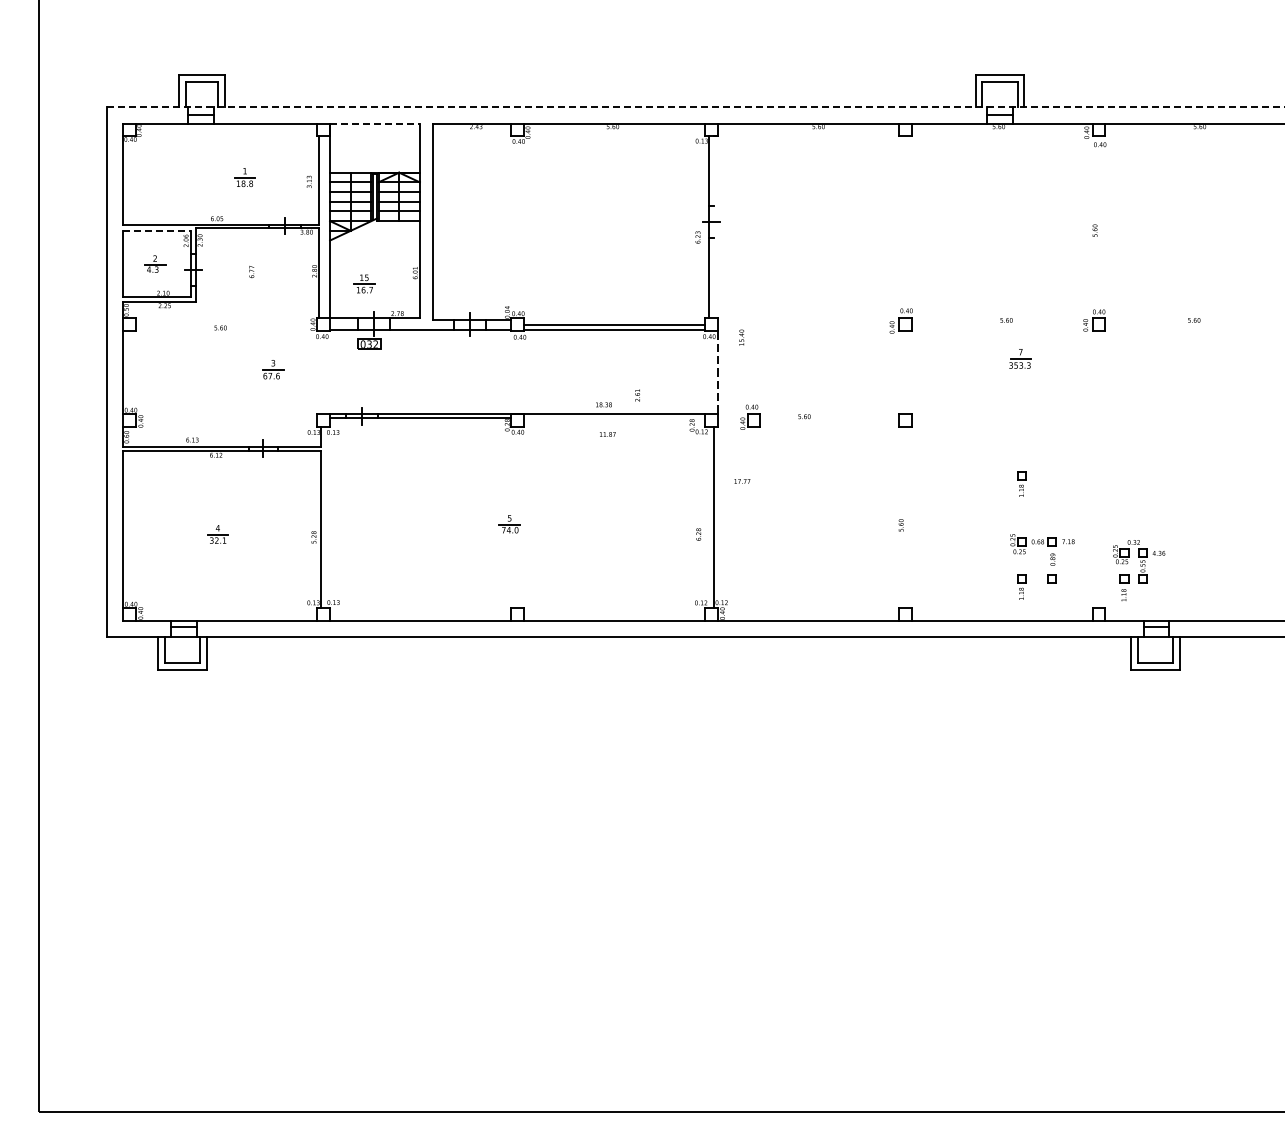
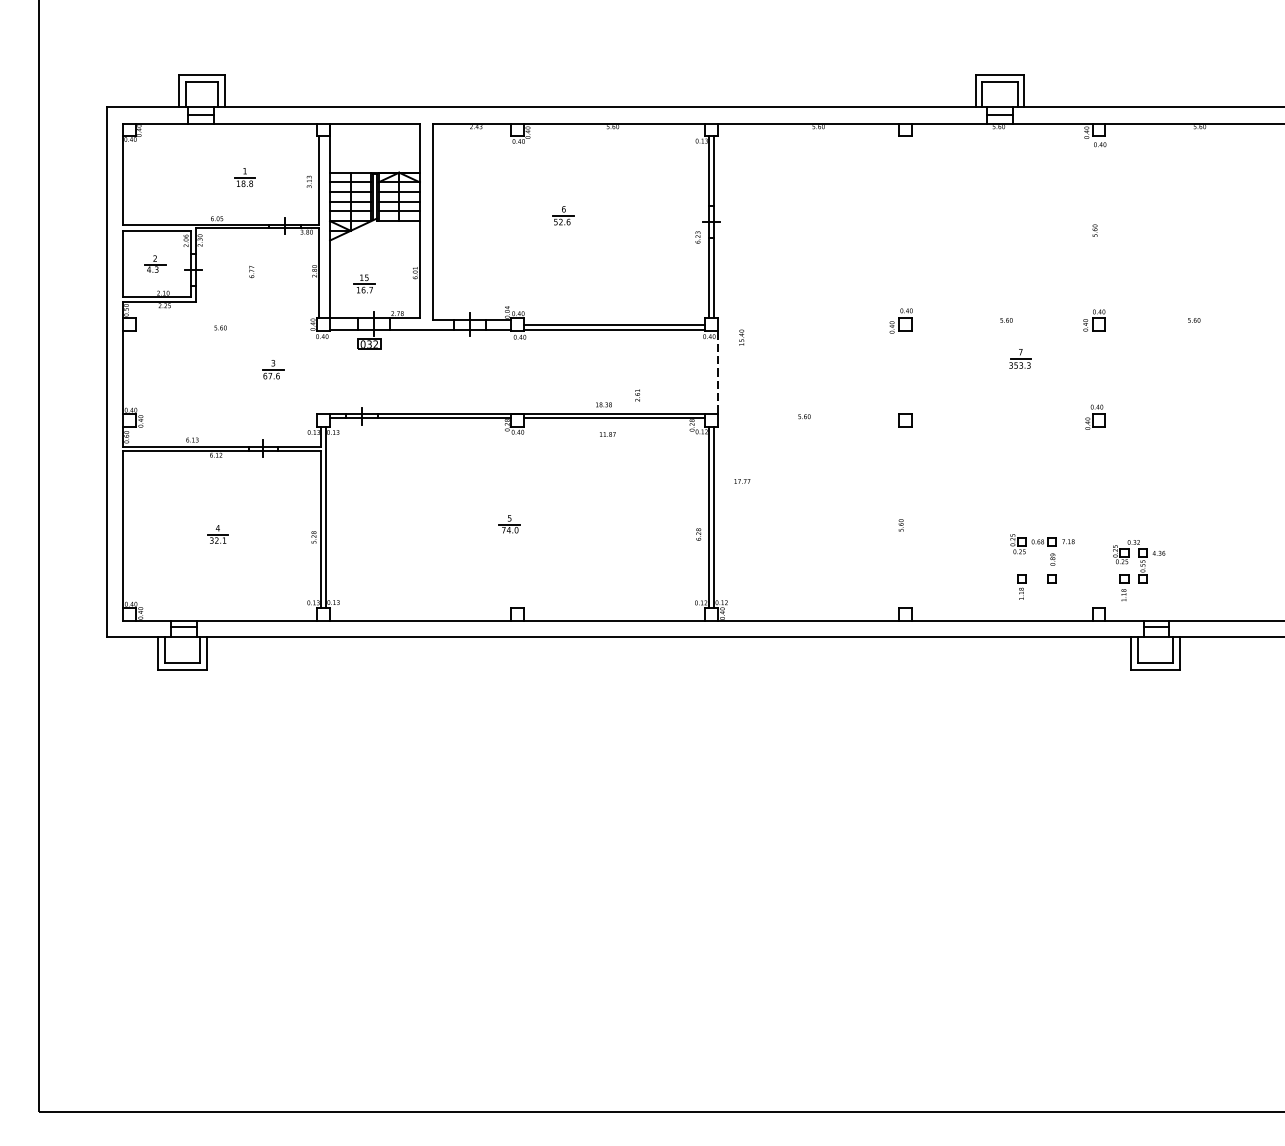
line: dashed -> solid (696, 107)
line: dashed -> solid (375, 124)
part: none -> present (563, 215)
line: none -> present (713, 227)
line: dashed -> solid (157, 230)
part position: (750, 416) -> (1095, 416) (1095, 416)
line: none -> present (613, 418)
part: present -> none (1021, 483)
line: none -> present (325, 517)
line: none -> present (708, 517)
